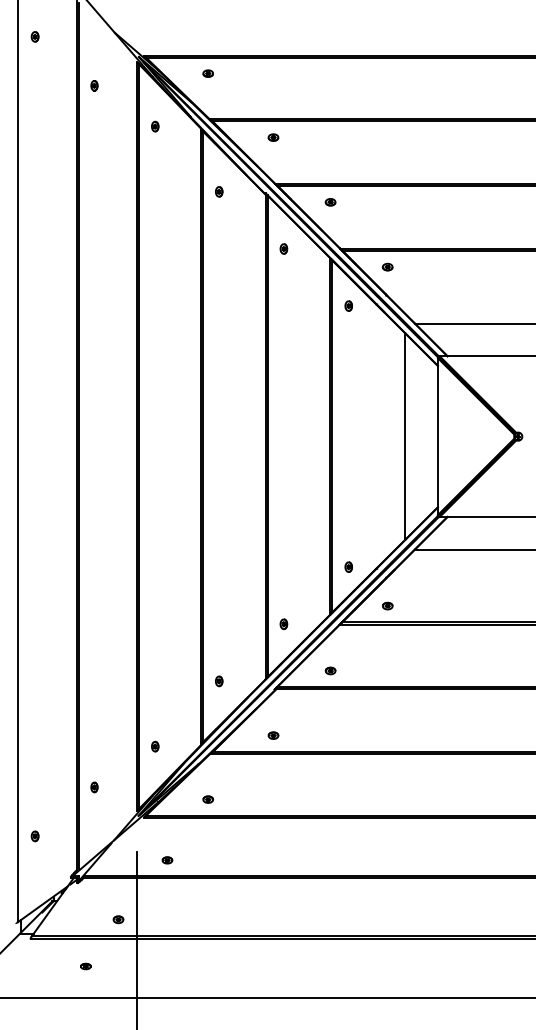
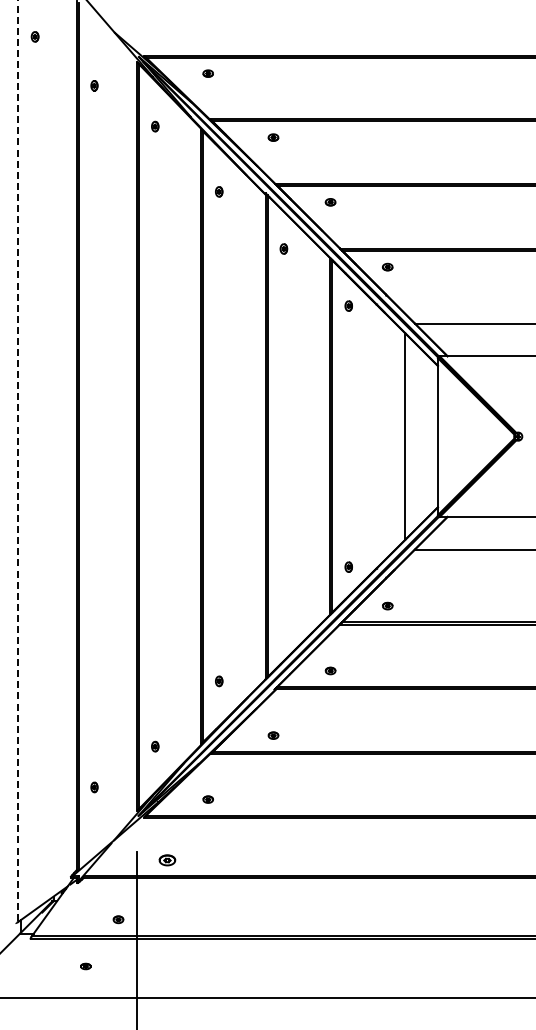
line: solid -> dashed (18, 461)
part: present -> none (283, 624)
part: present -> none (34, 836)
part size: 13x9 px -> 19x13 px (167, 860)
